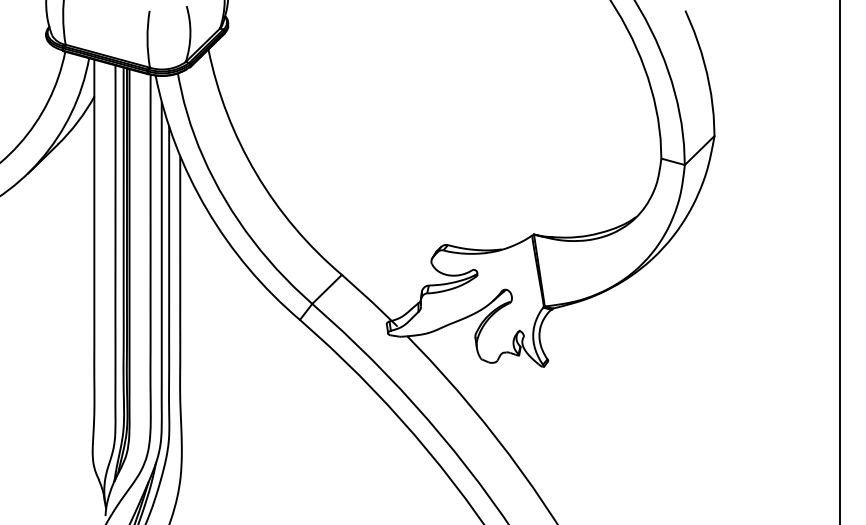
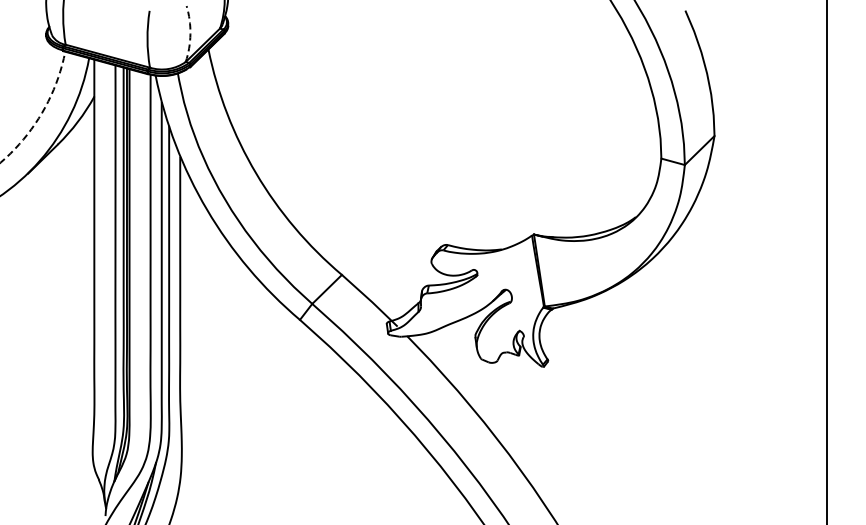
arc: solid -> dashed (190, 34)
arc: solid -> dashed (42, 112)
line position: (840, 261) -> (827, 261) (827, 261)
